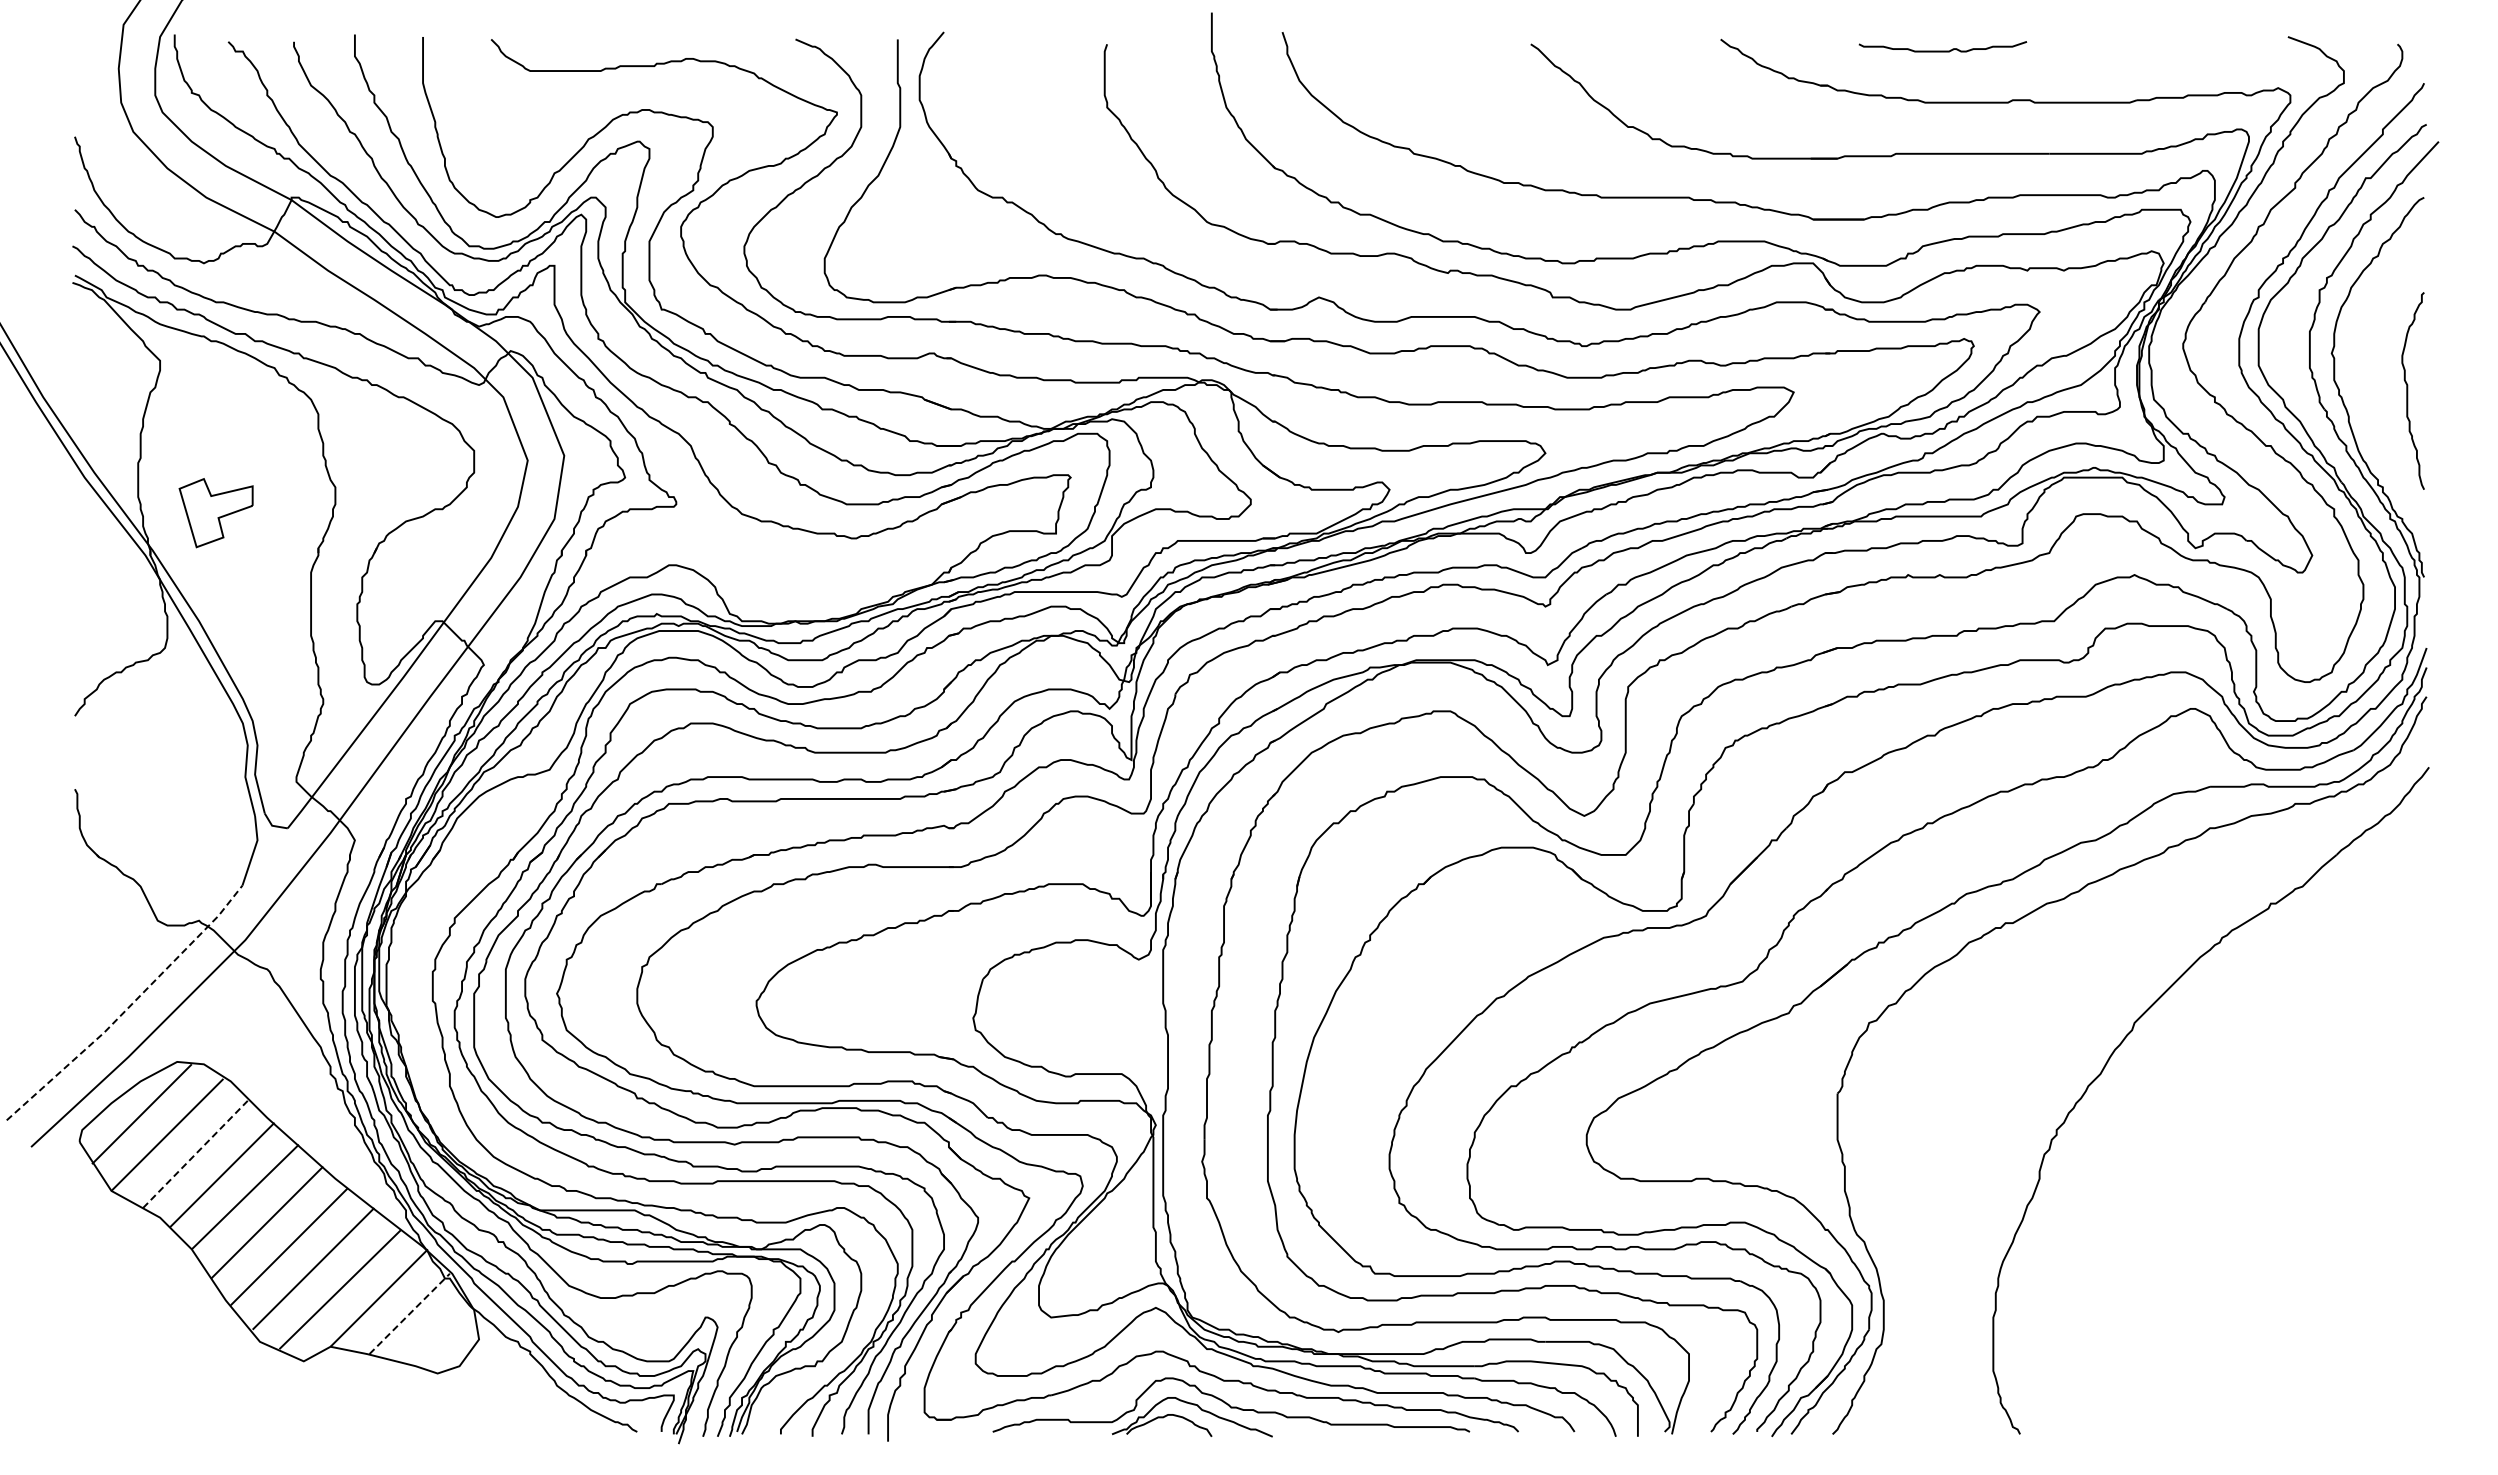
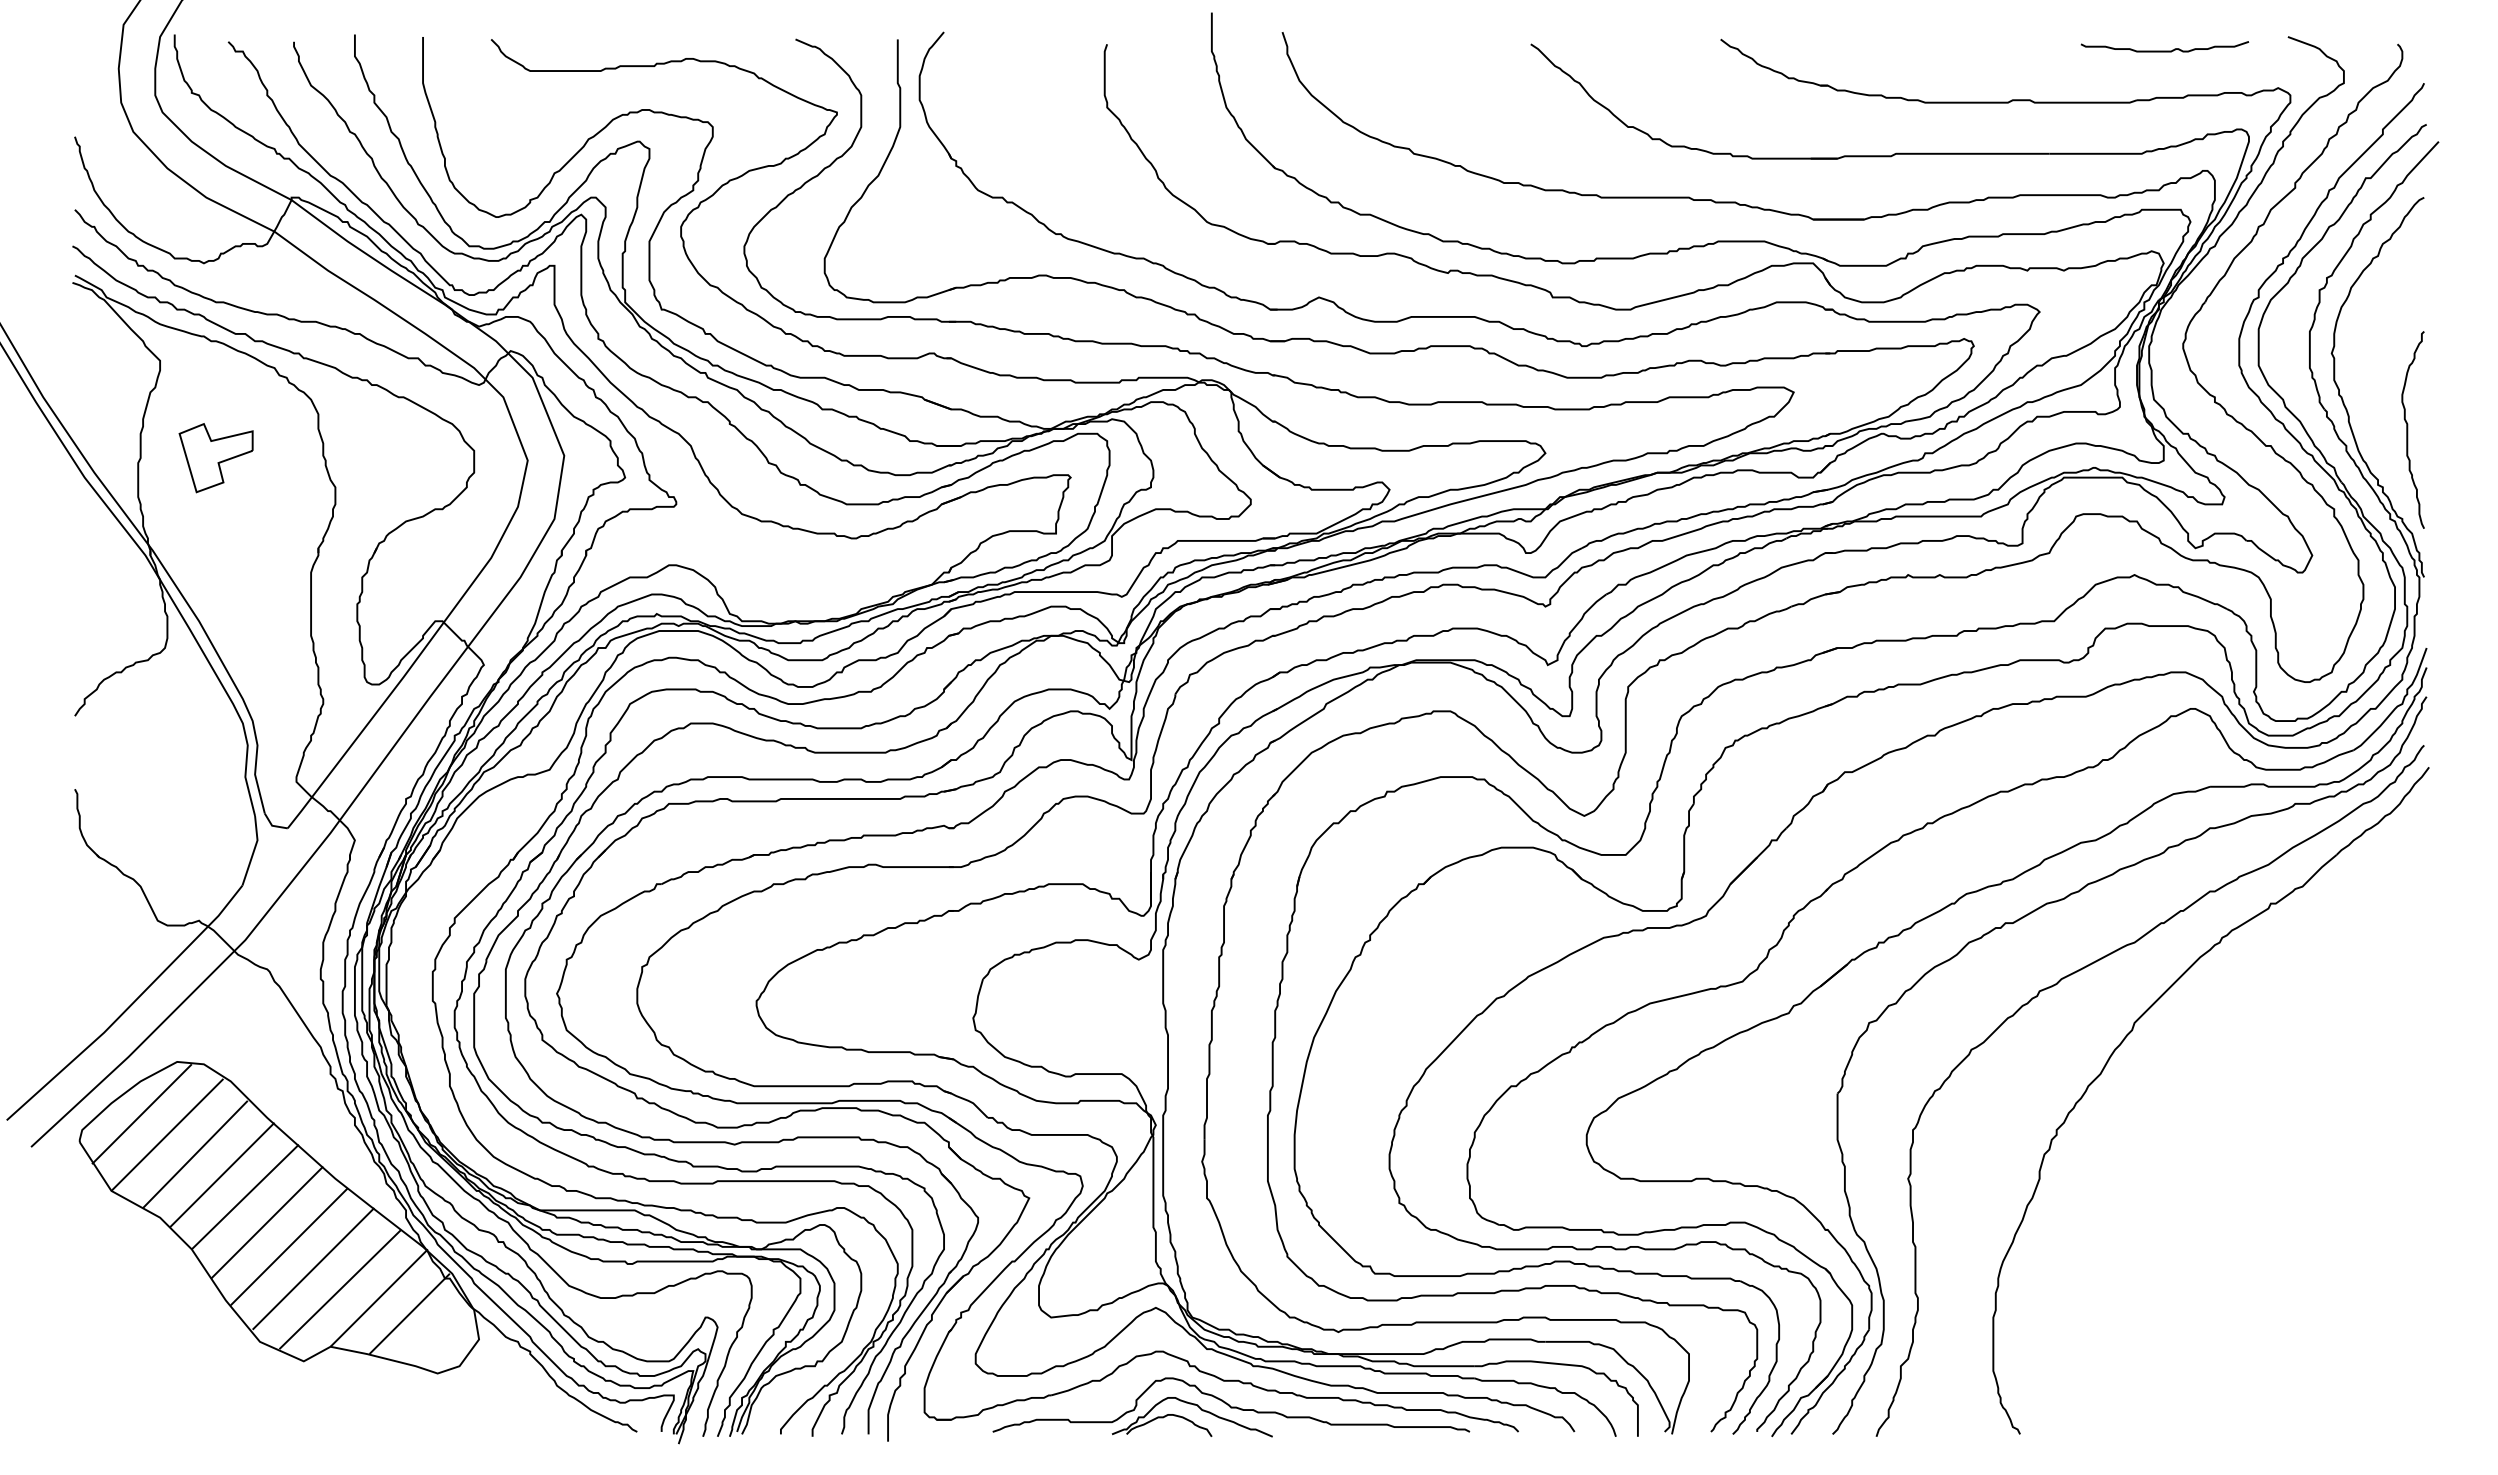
curve position: (1942, 50) -> (2164, 50) (2164, 50)
curve position: (2408, 390) -> (2408, 429) (2408, 429)
part position: (215, 513) -> (215, 458) (215, 458)
curve: none -> present (2083, 969)
line: dashed -> solid (129, 1007)
line: dashed -> solid (195, 1154)
line: dashed -> solid (409, 1313)
